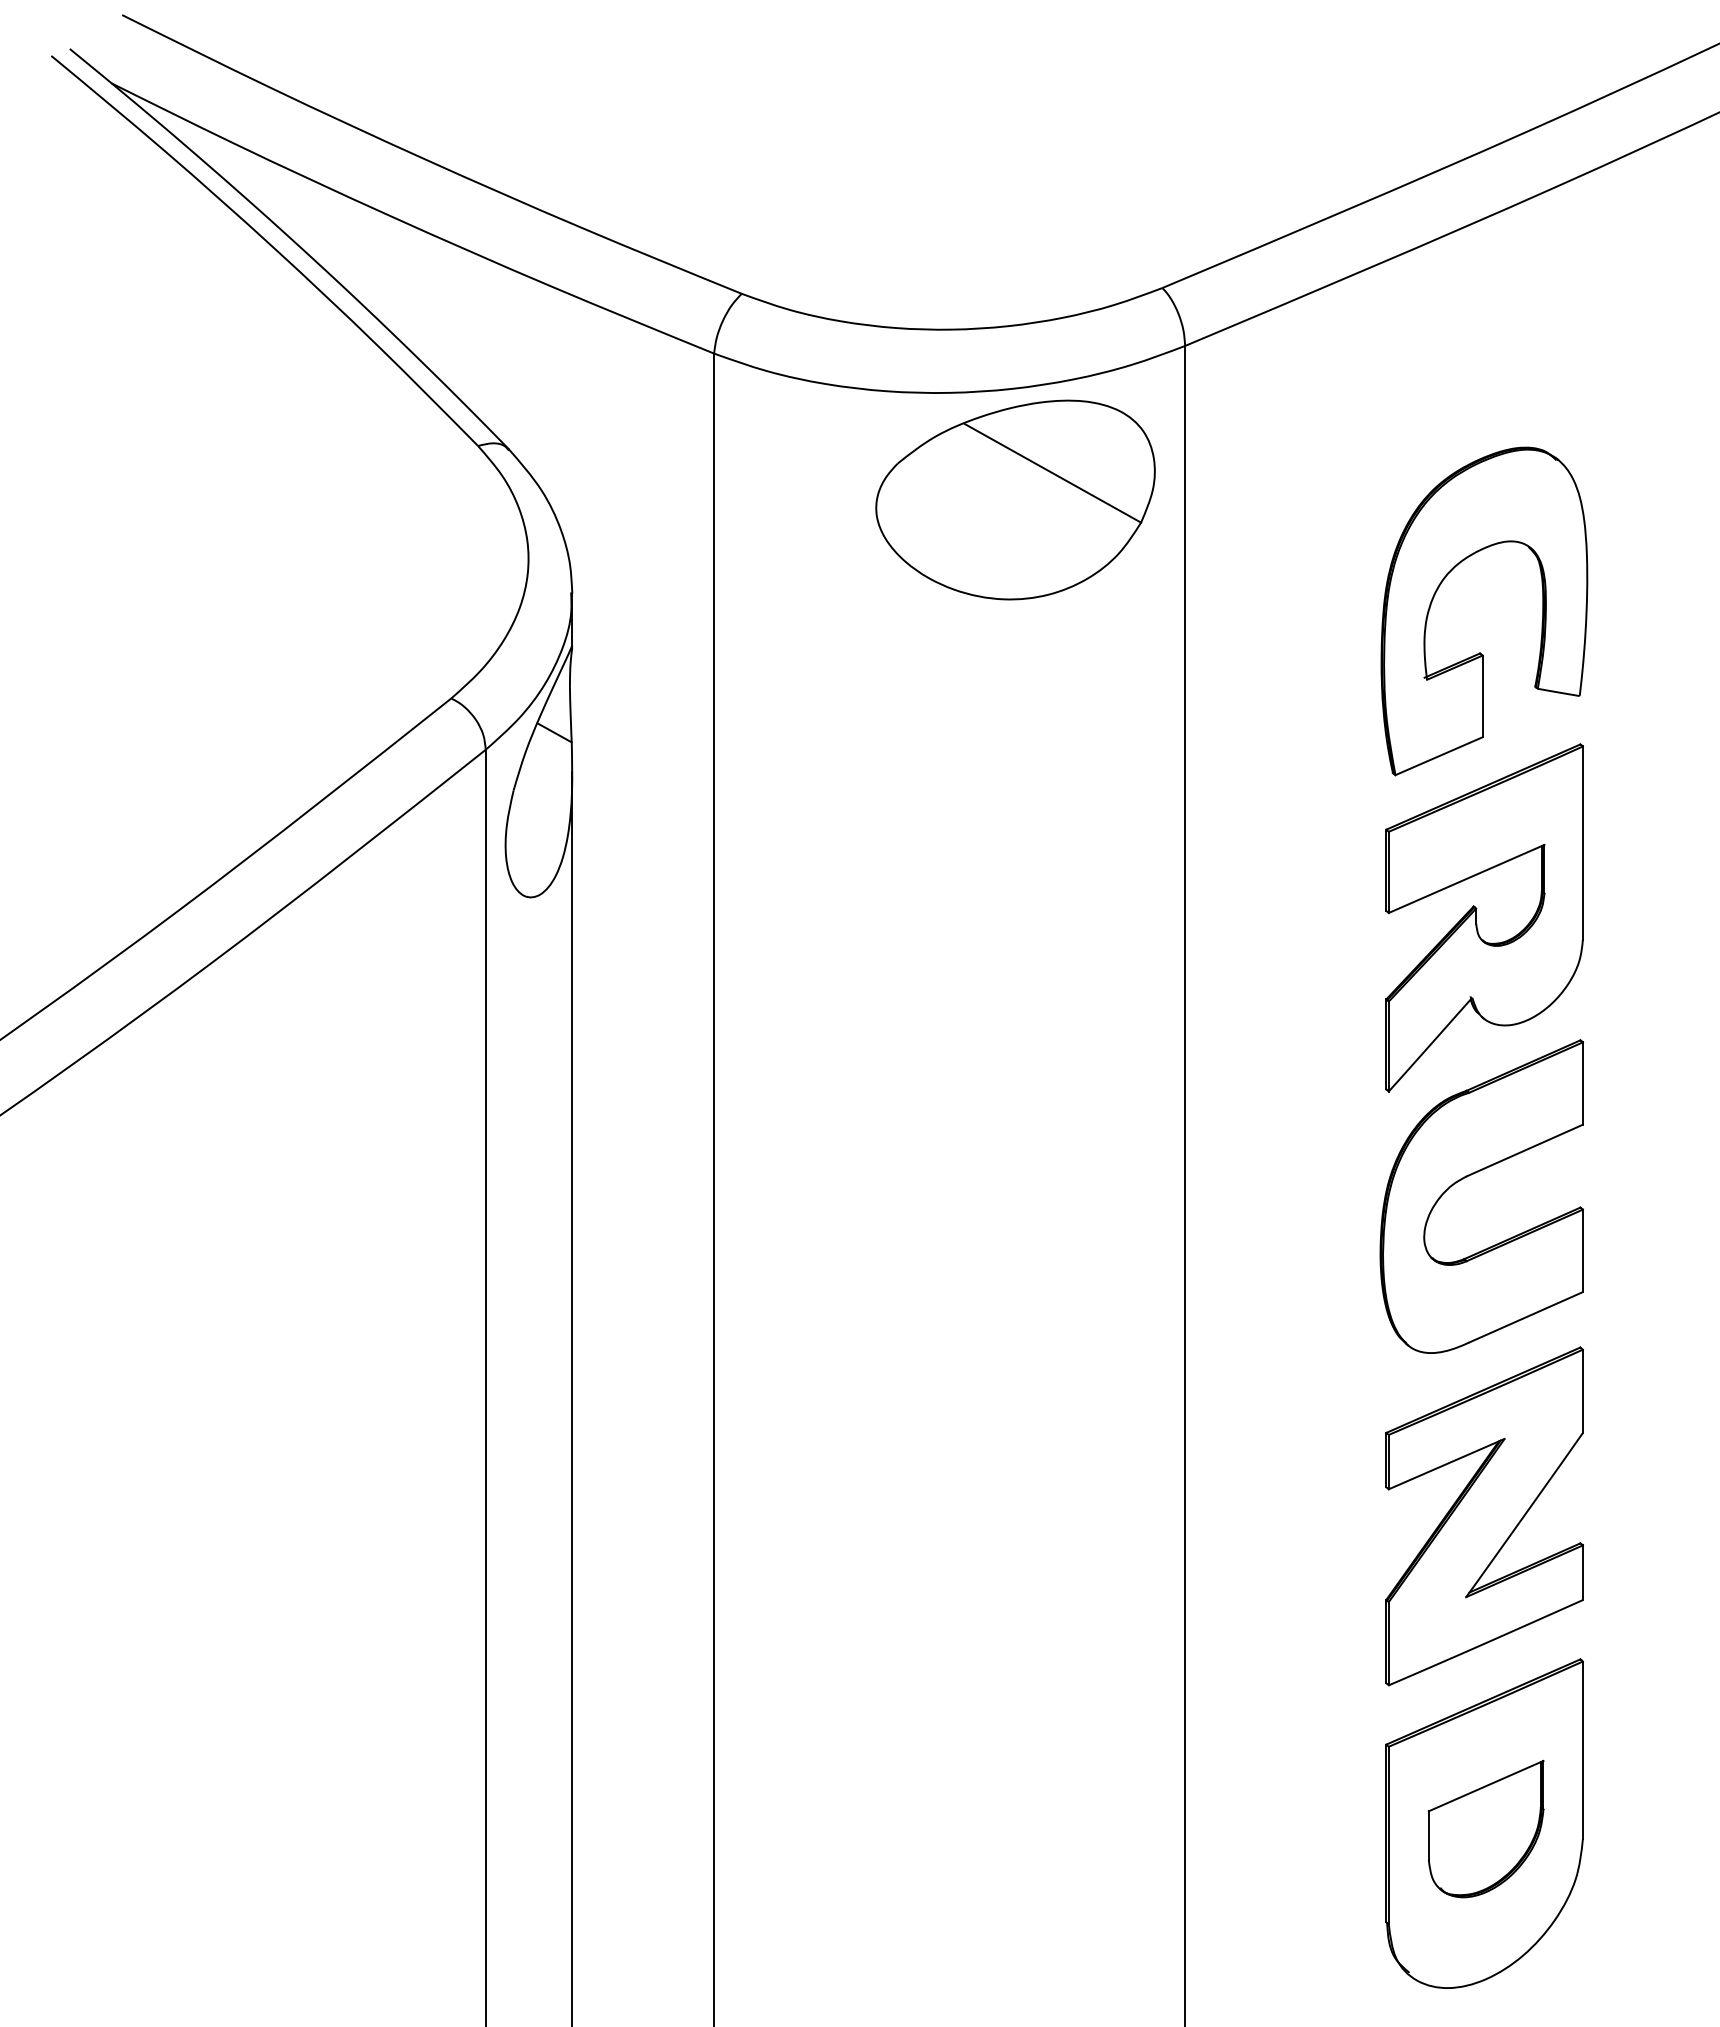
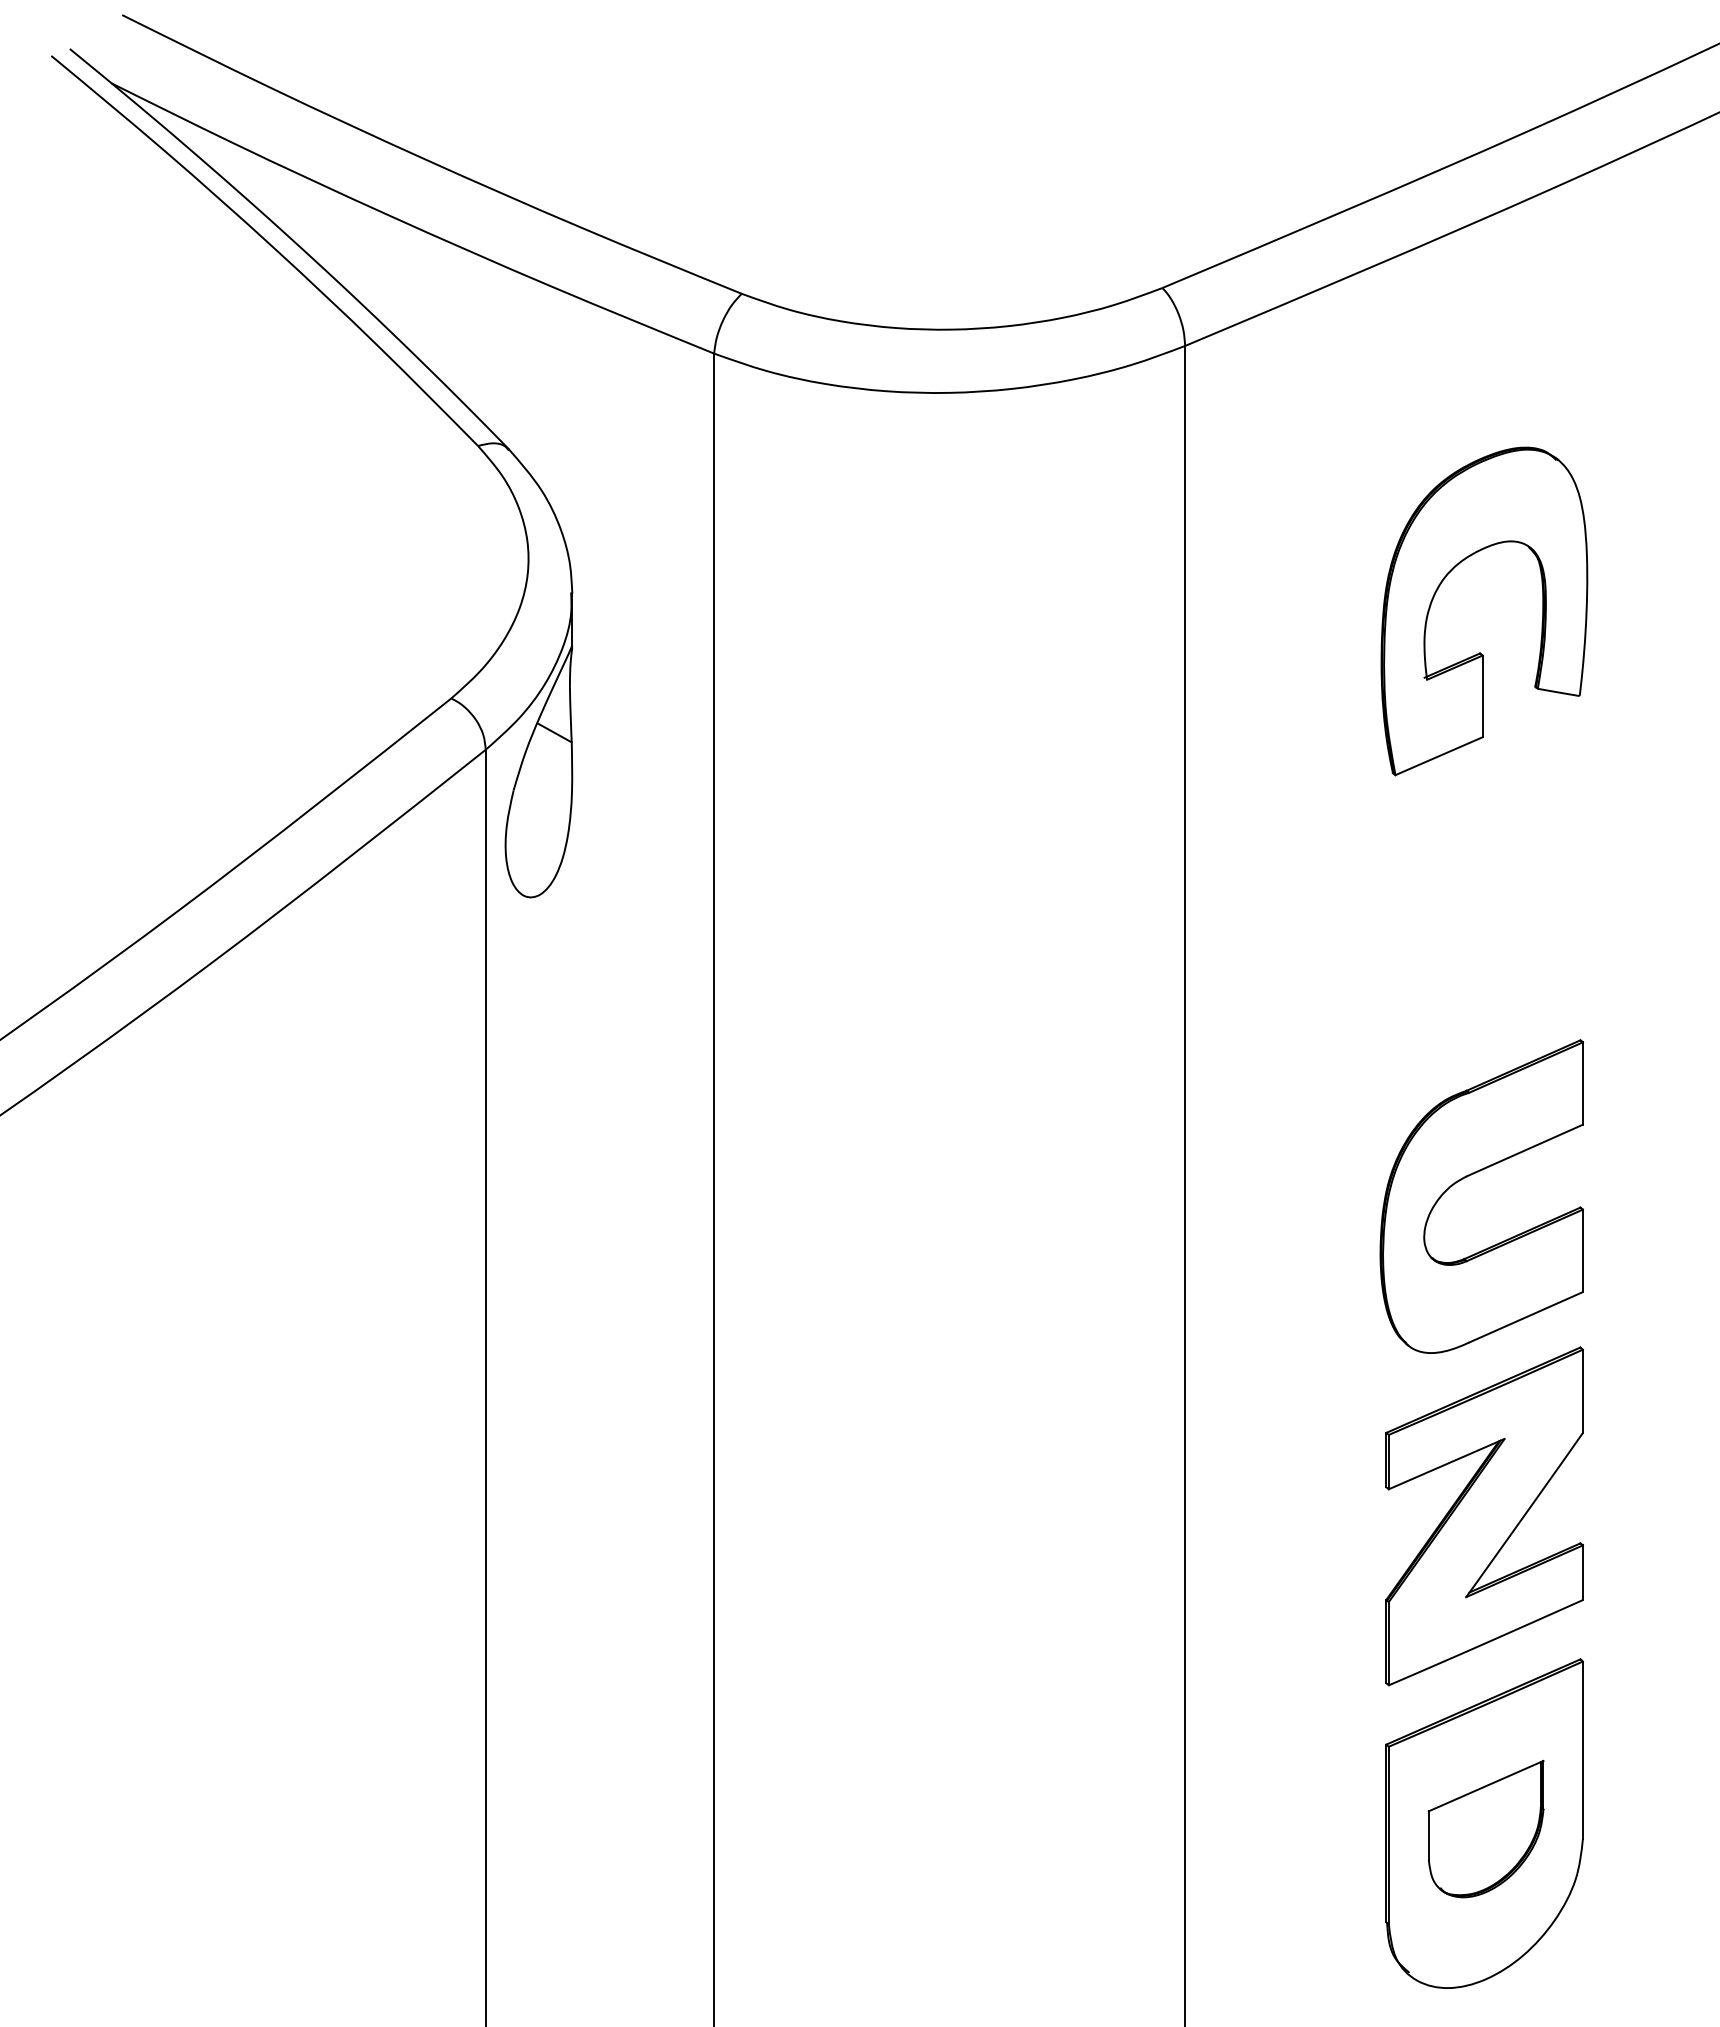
part: present -> none (1015, 499)
part: present -> none (1476, 917)
line: present -> none (572, 1397)
